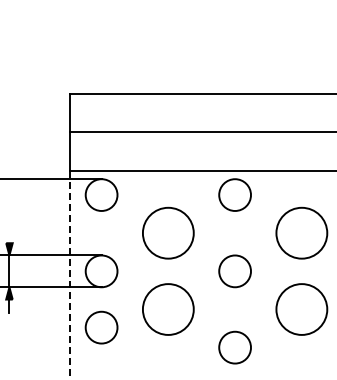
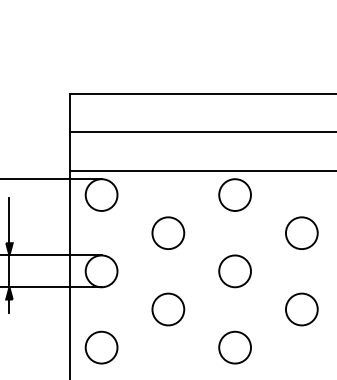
line: none -> present (9, 220)
circle diameter: 51 px -> 32 px (168, 233)
circle diameter: 51 px -> 32 px (301, 233)
line: dashed -> solid (69, 274)
circle diameter: 51 px -> 32 px (168, 309)
circle diameter: 51 px -> 32 px (301, 309)
circle position: (101, 327) -> (101, 347) (101, 347)
